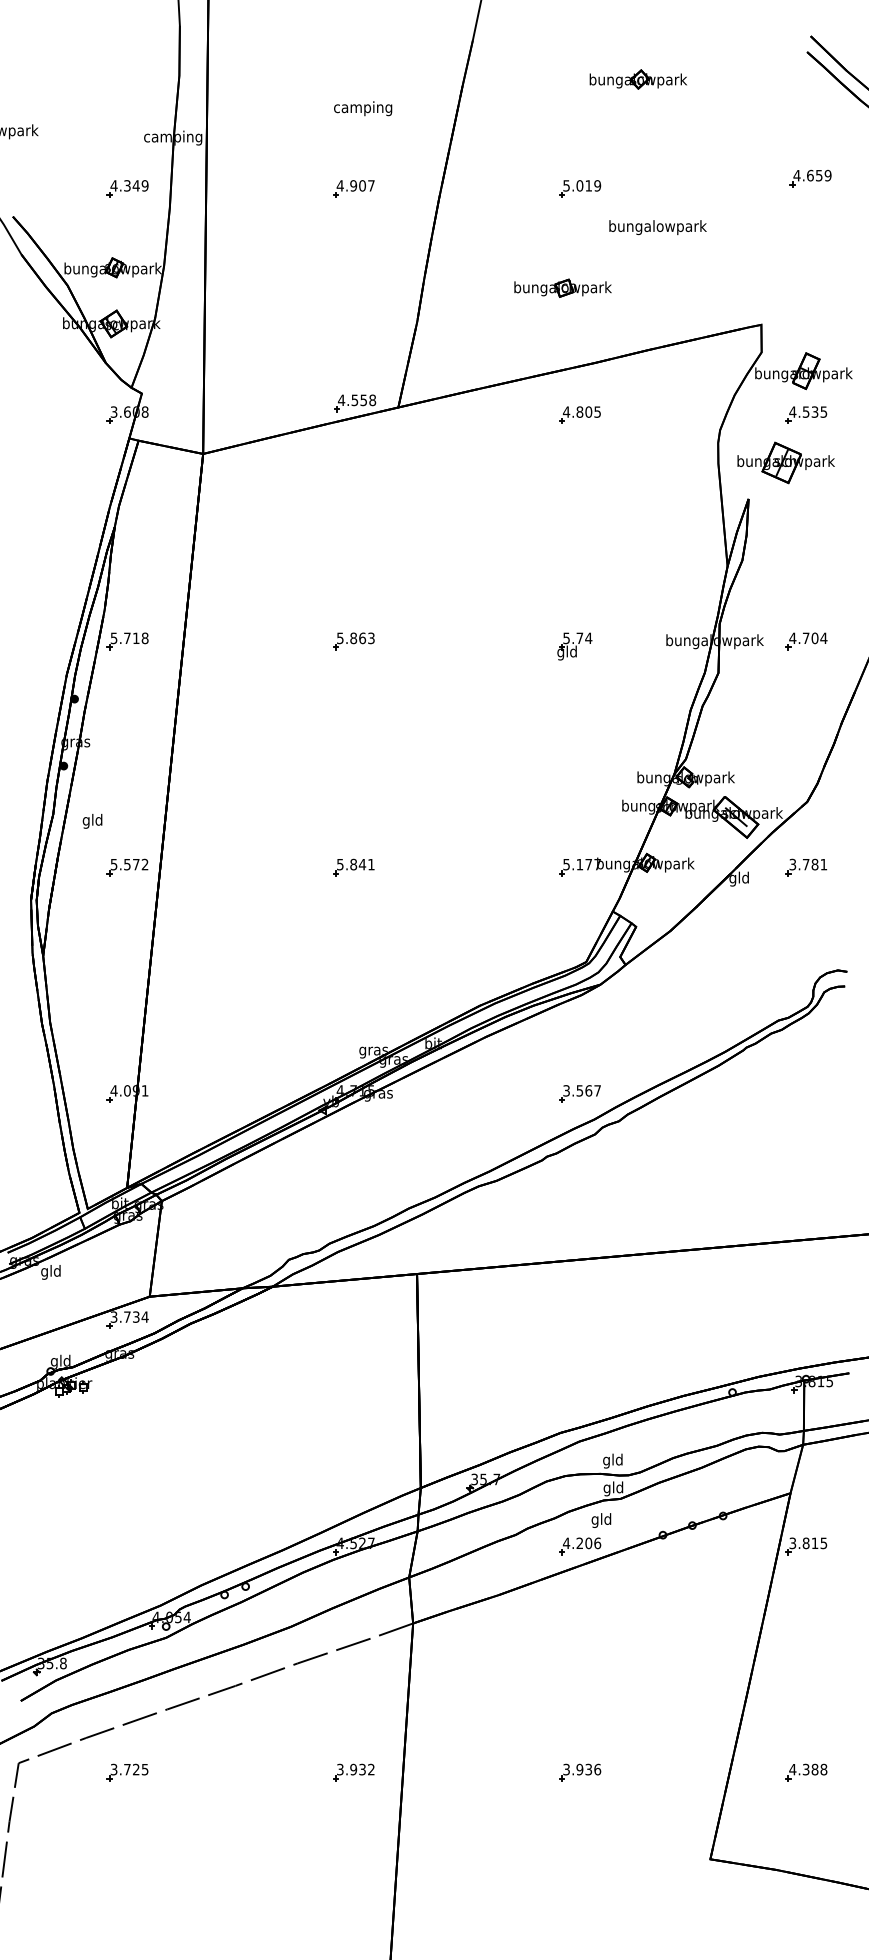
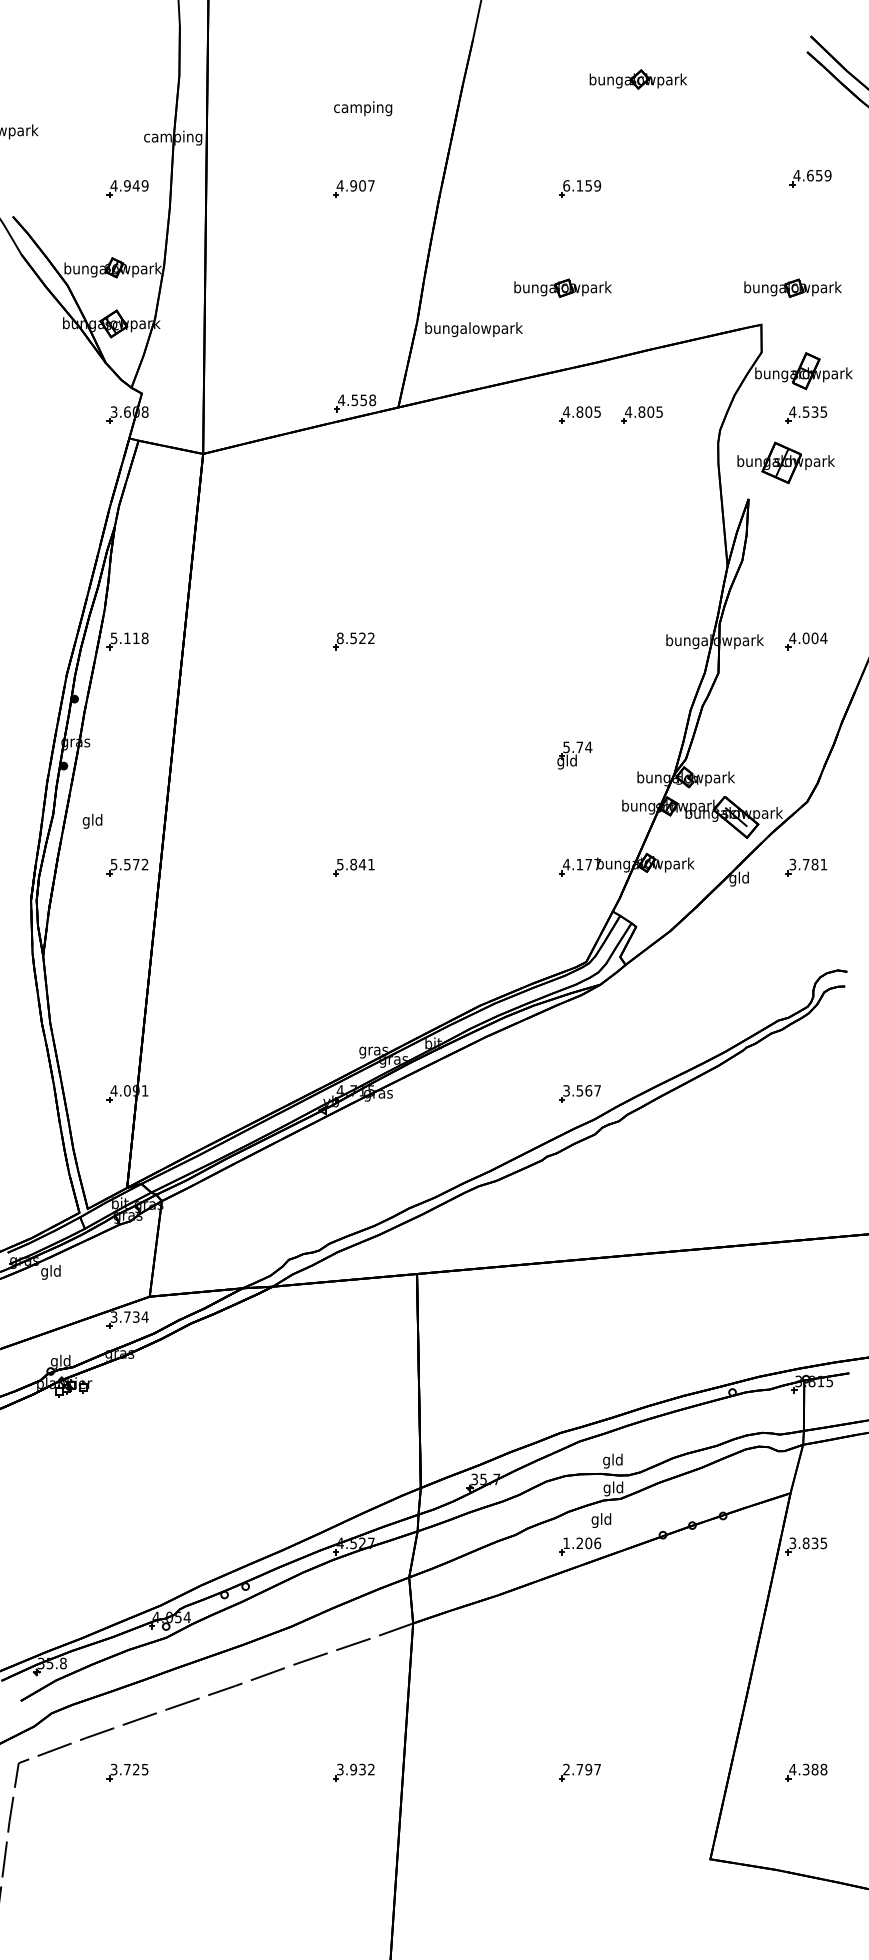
text: 4.349 -> 4.949 (127, 185)
text: 5.019 -> 6.159 (577, 185)
text position: (657, 227) -> (473, 329) (473, 329)
part: none -> present (792, 287)
part: none -> present (641, 414)
text: 5.718 -> 5.118 (127, 637)
text: 5.863 -> 8.522 (355, 638)
text: 4.704 -> 4.004 (805, 638)
part position: (574, 646) -> (574, 755) (574, 755)
text: 5.177 -> 4.177 (566, 864)
text: 4.206 -> 1.206 (566, 1542)
text: 3.815 -> 3.835 (814, 1543)
text: 3.936 -> 2.797 (582, 1769)
